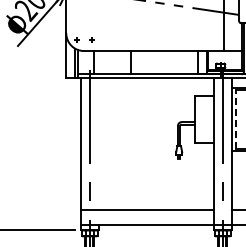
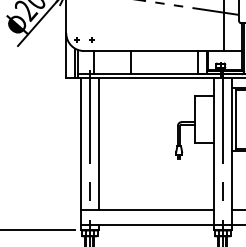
line: dashed -> solid (236, 119)
line: none -> present (98, 143)
